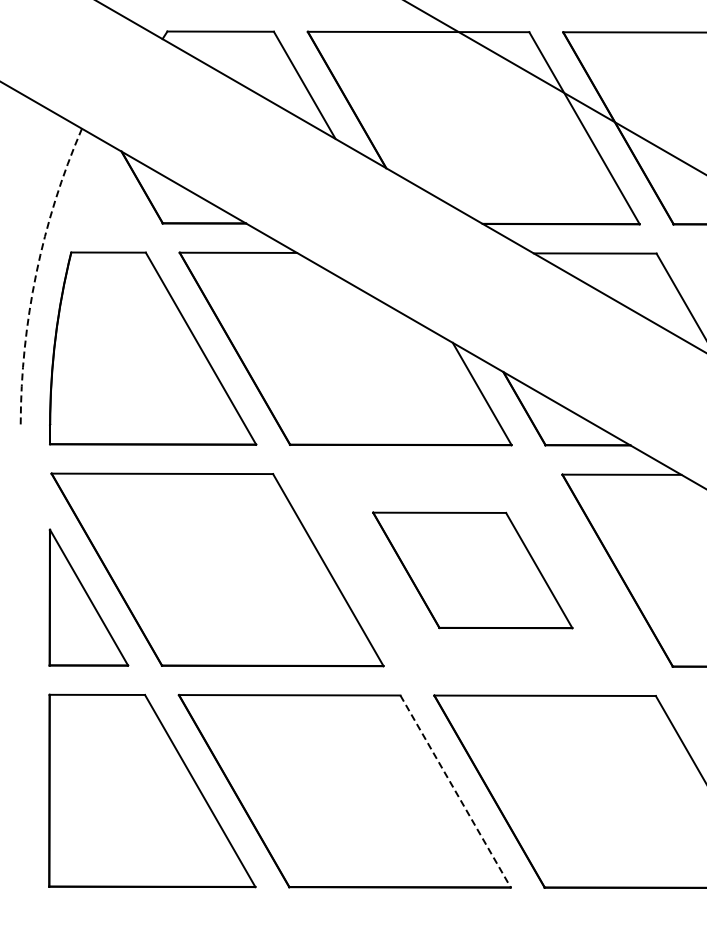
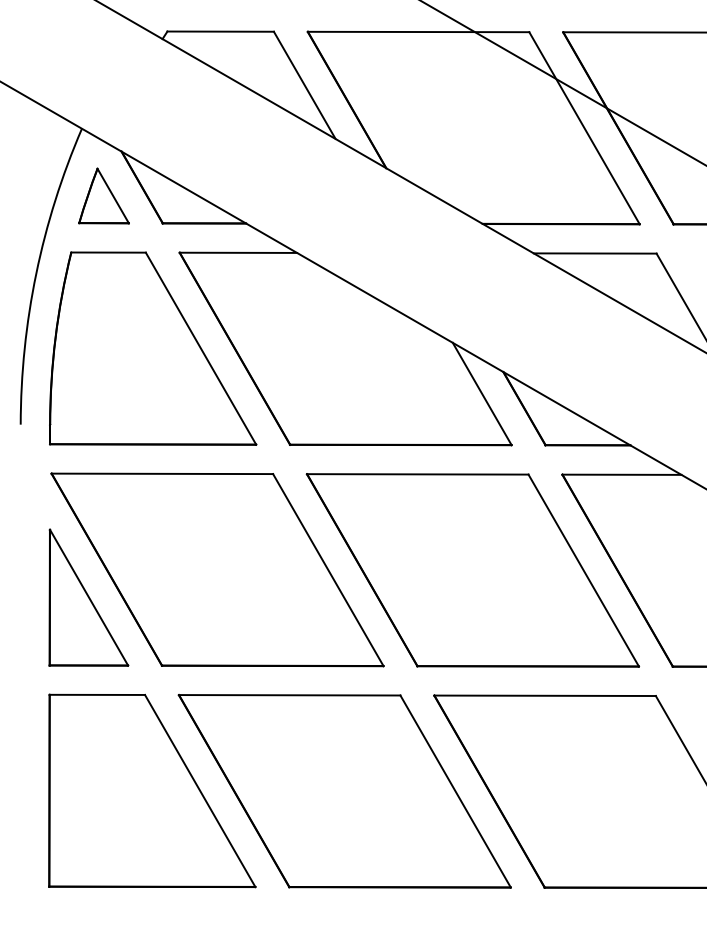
line position: (555, 87) -> (563, 83) (563, 83)
part: none -> present (103, 195)
arc: dashed -> solid (36, 273)
part size: 202x119 px -> 335x195 px (472, 570)
line: dashed -> solid (455, 791)
